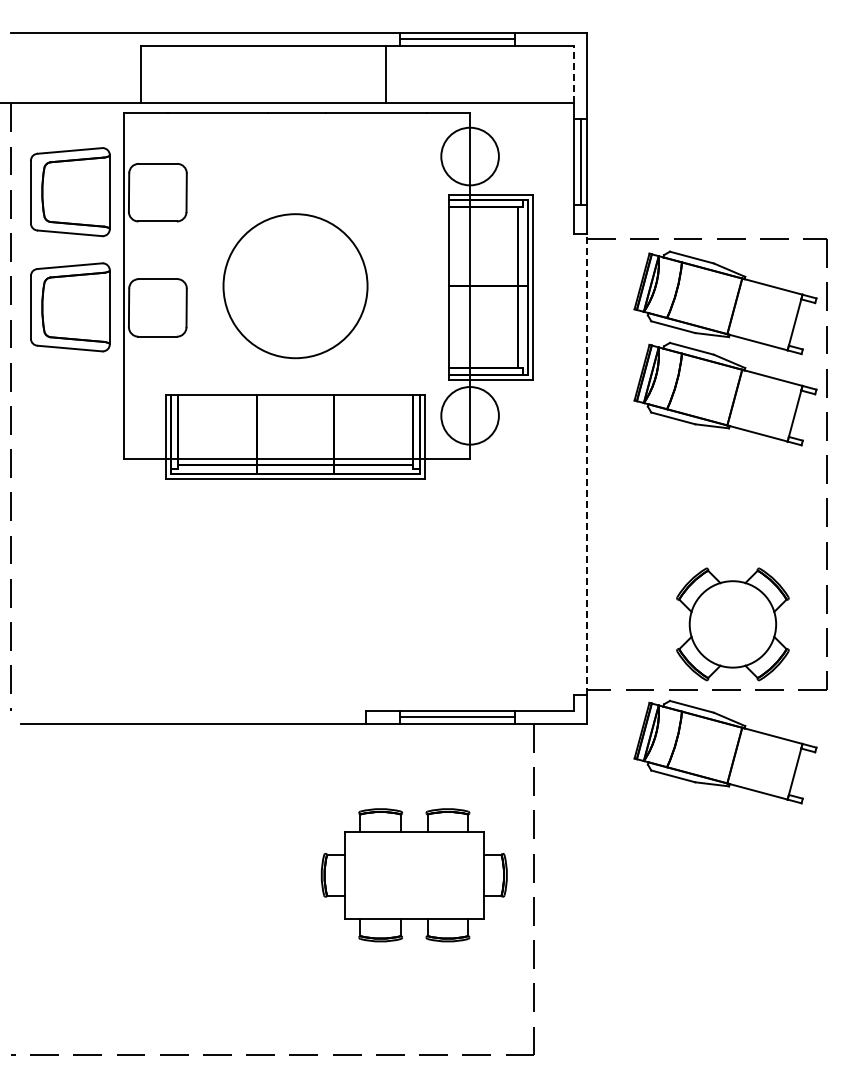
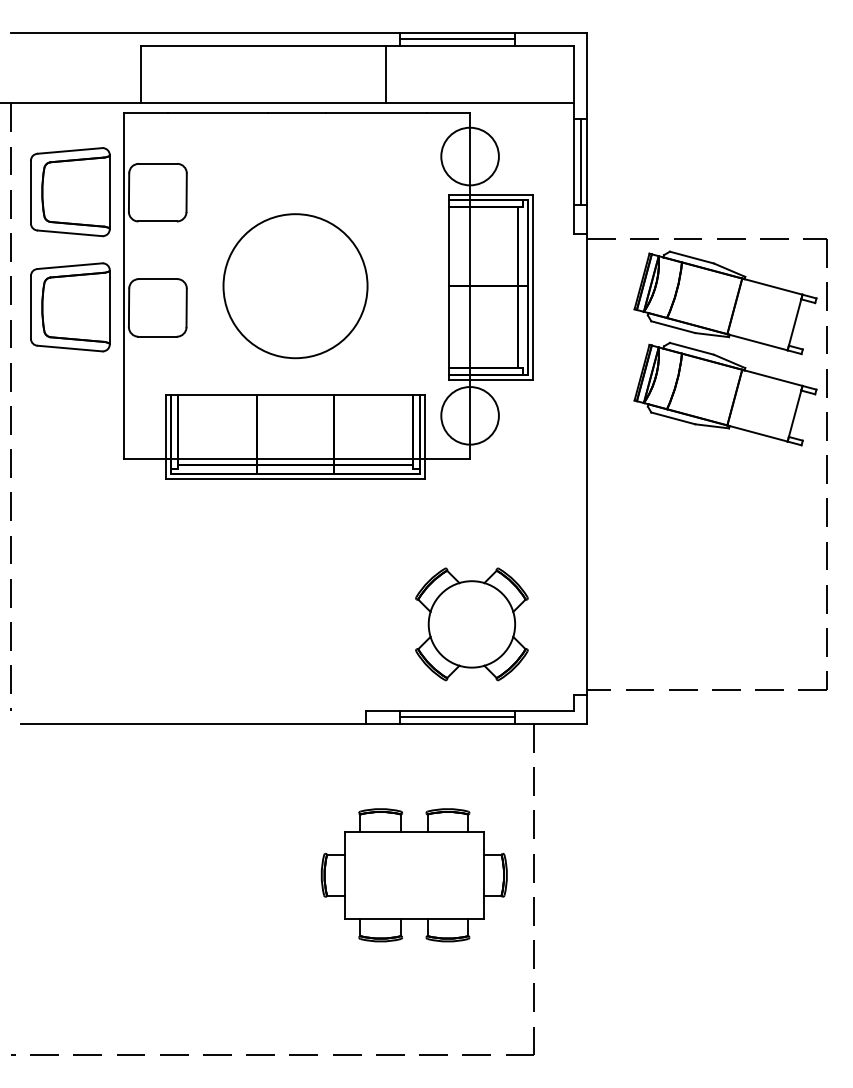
line: dashed -> solid (573, 74)
line: dashed -> solid (587, 464)
part position: (732, 624) -> (471, 624) (471, 624)
part: present -> none (725, 751)
